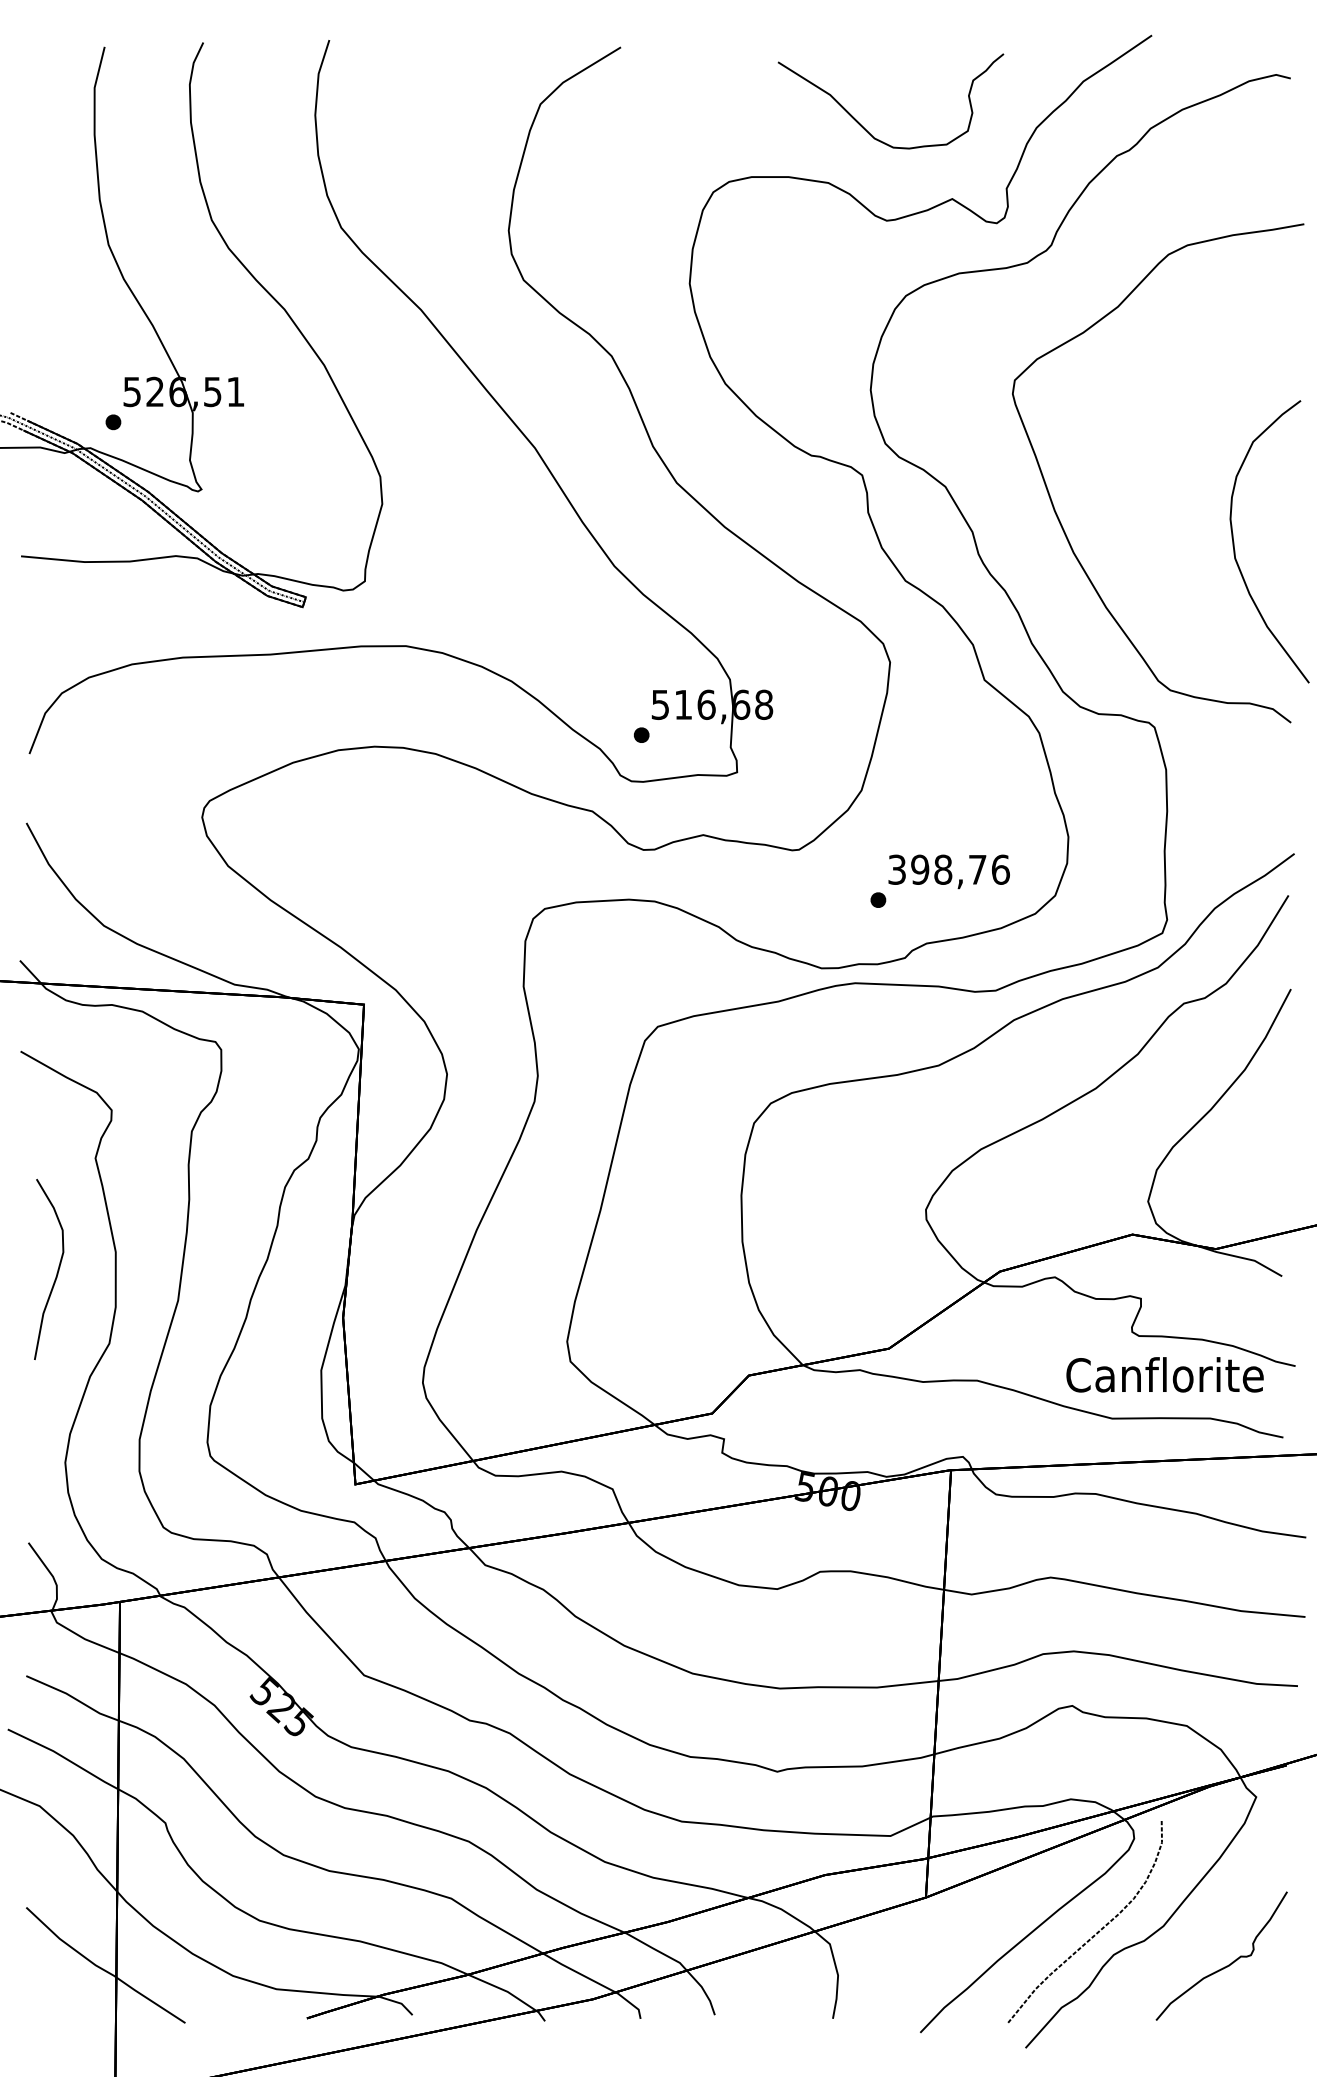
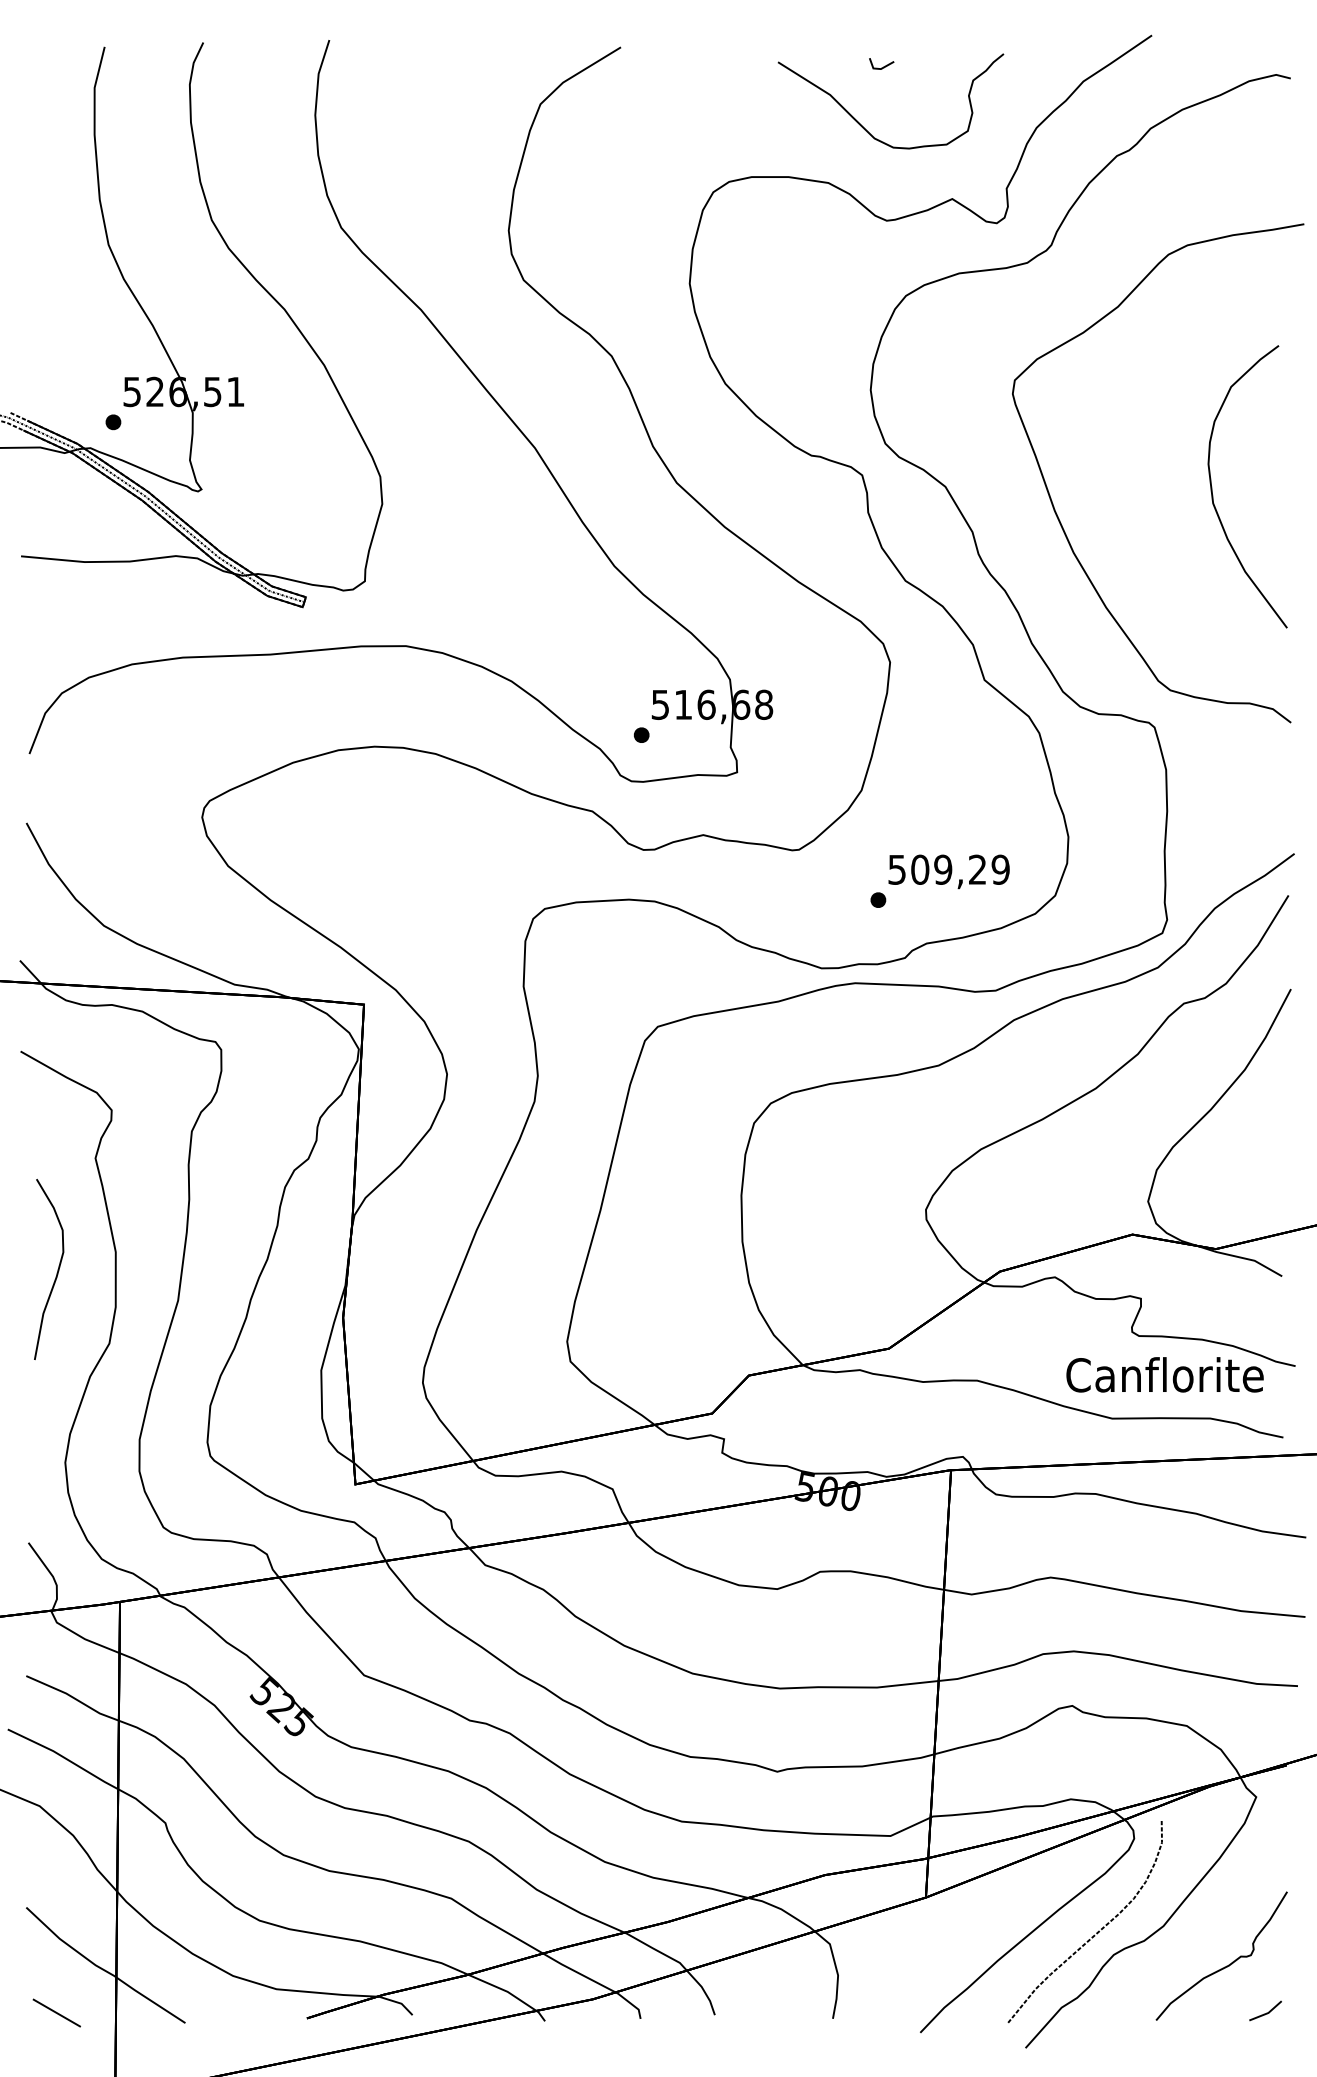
line: none -> present (883, 66)
curve position: (1234, 541) -> (1212, 486) (1212, 486)
text: 398,76 -> 509,29 (949, 869)
line: none -> present (56, 2012)
line: none -> present (1266, 2012)
